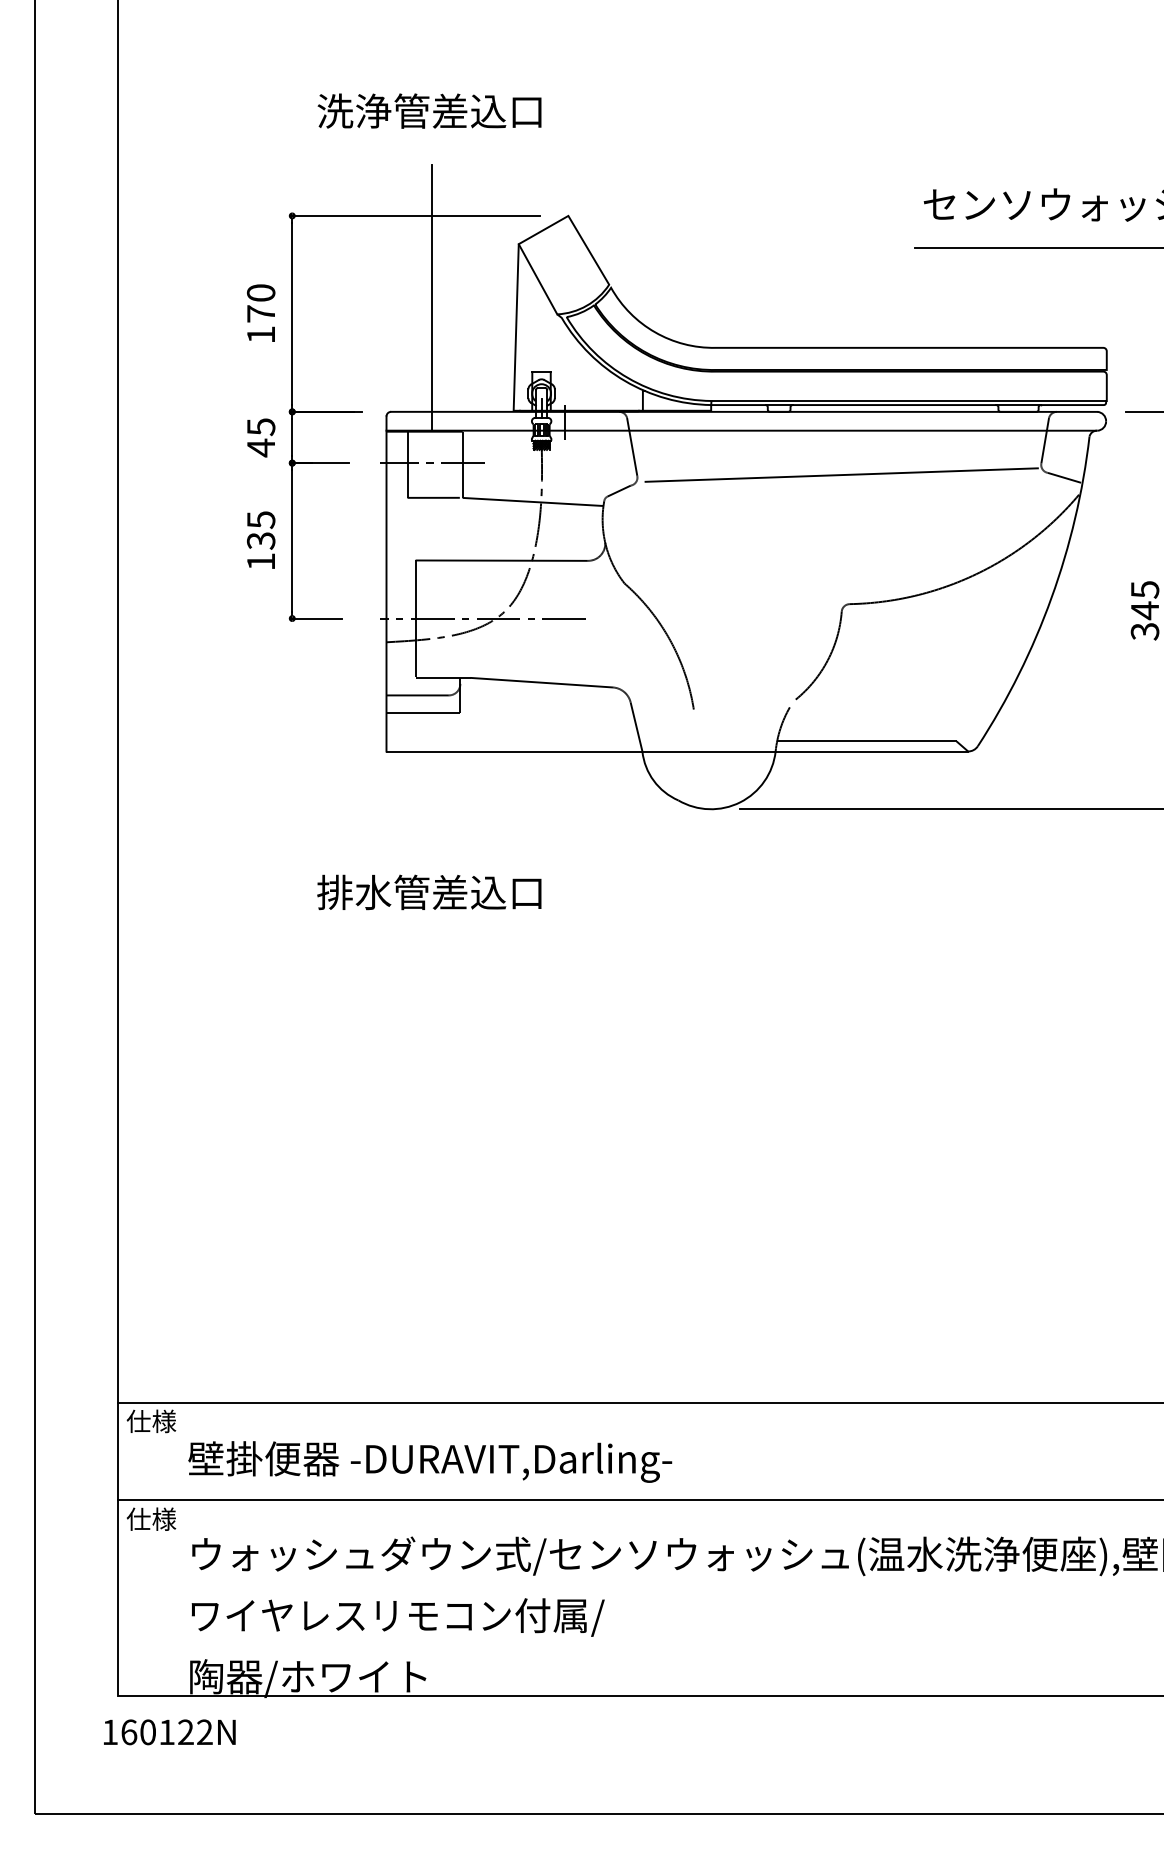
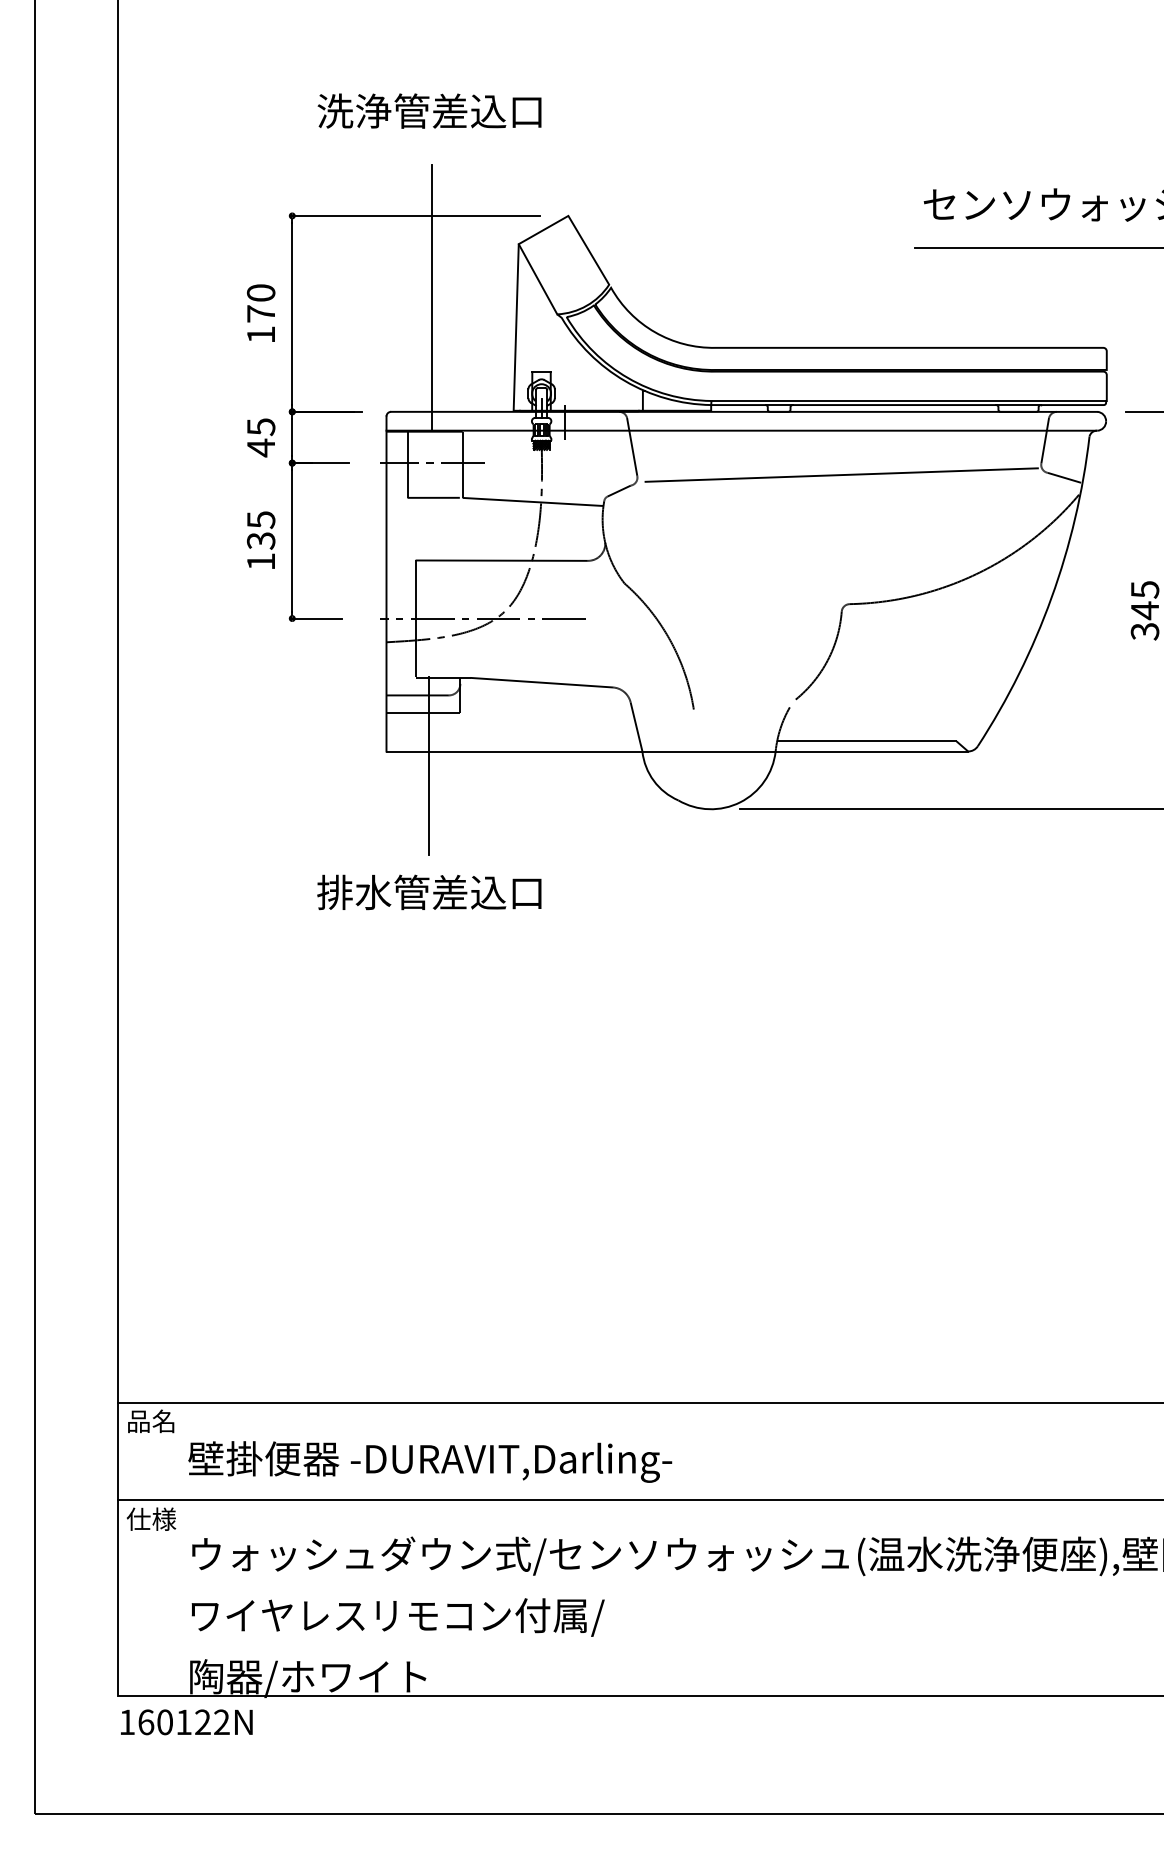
line: none -> present (429, 765)
text: 仕様 -> 品名 (151, 1421)
text position: (169, 1732) -> (186, 1722) (186, 1722)
